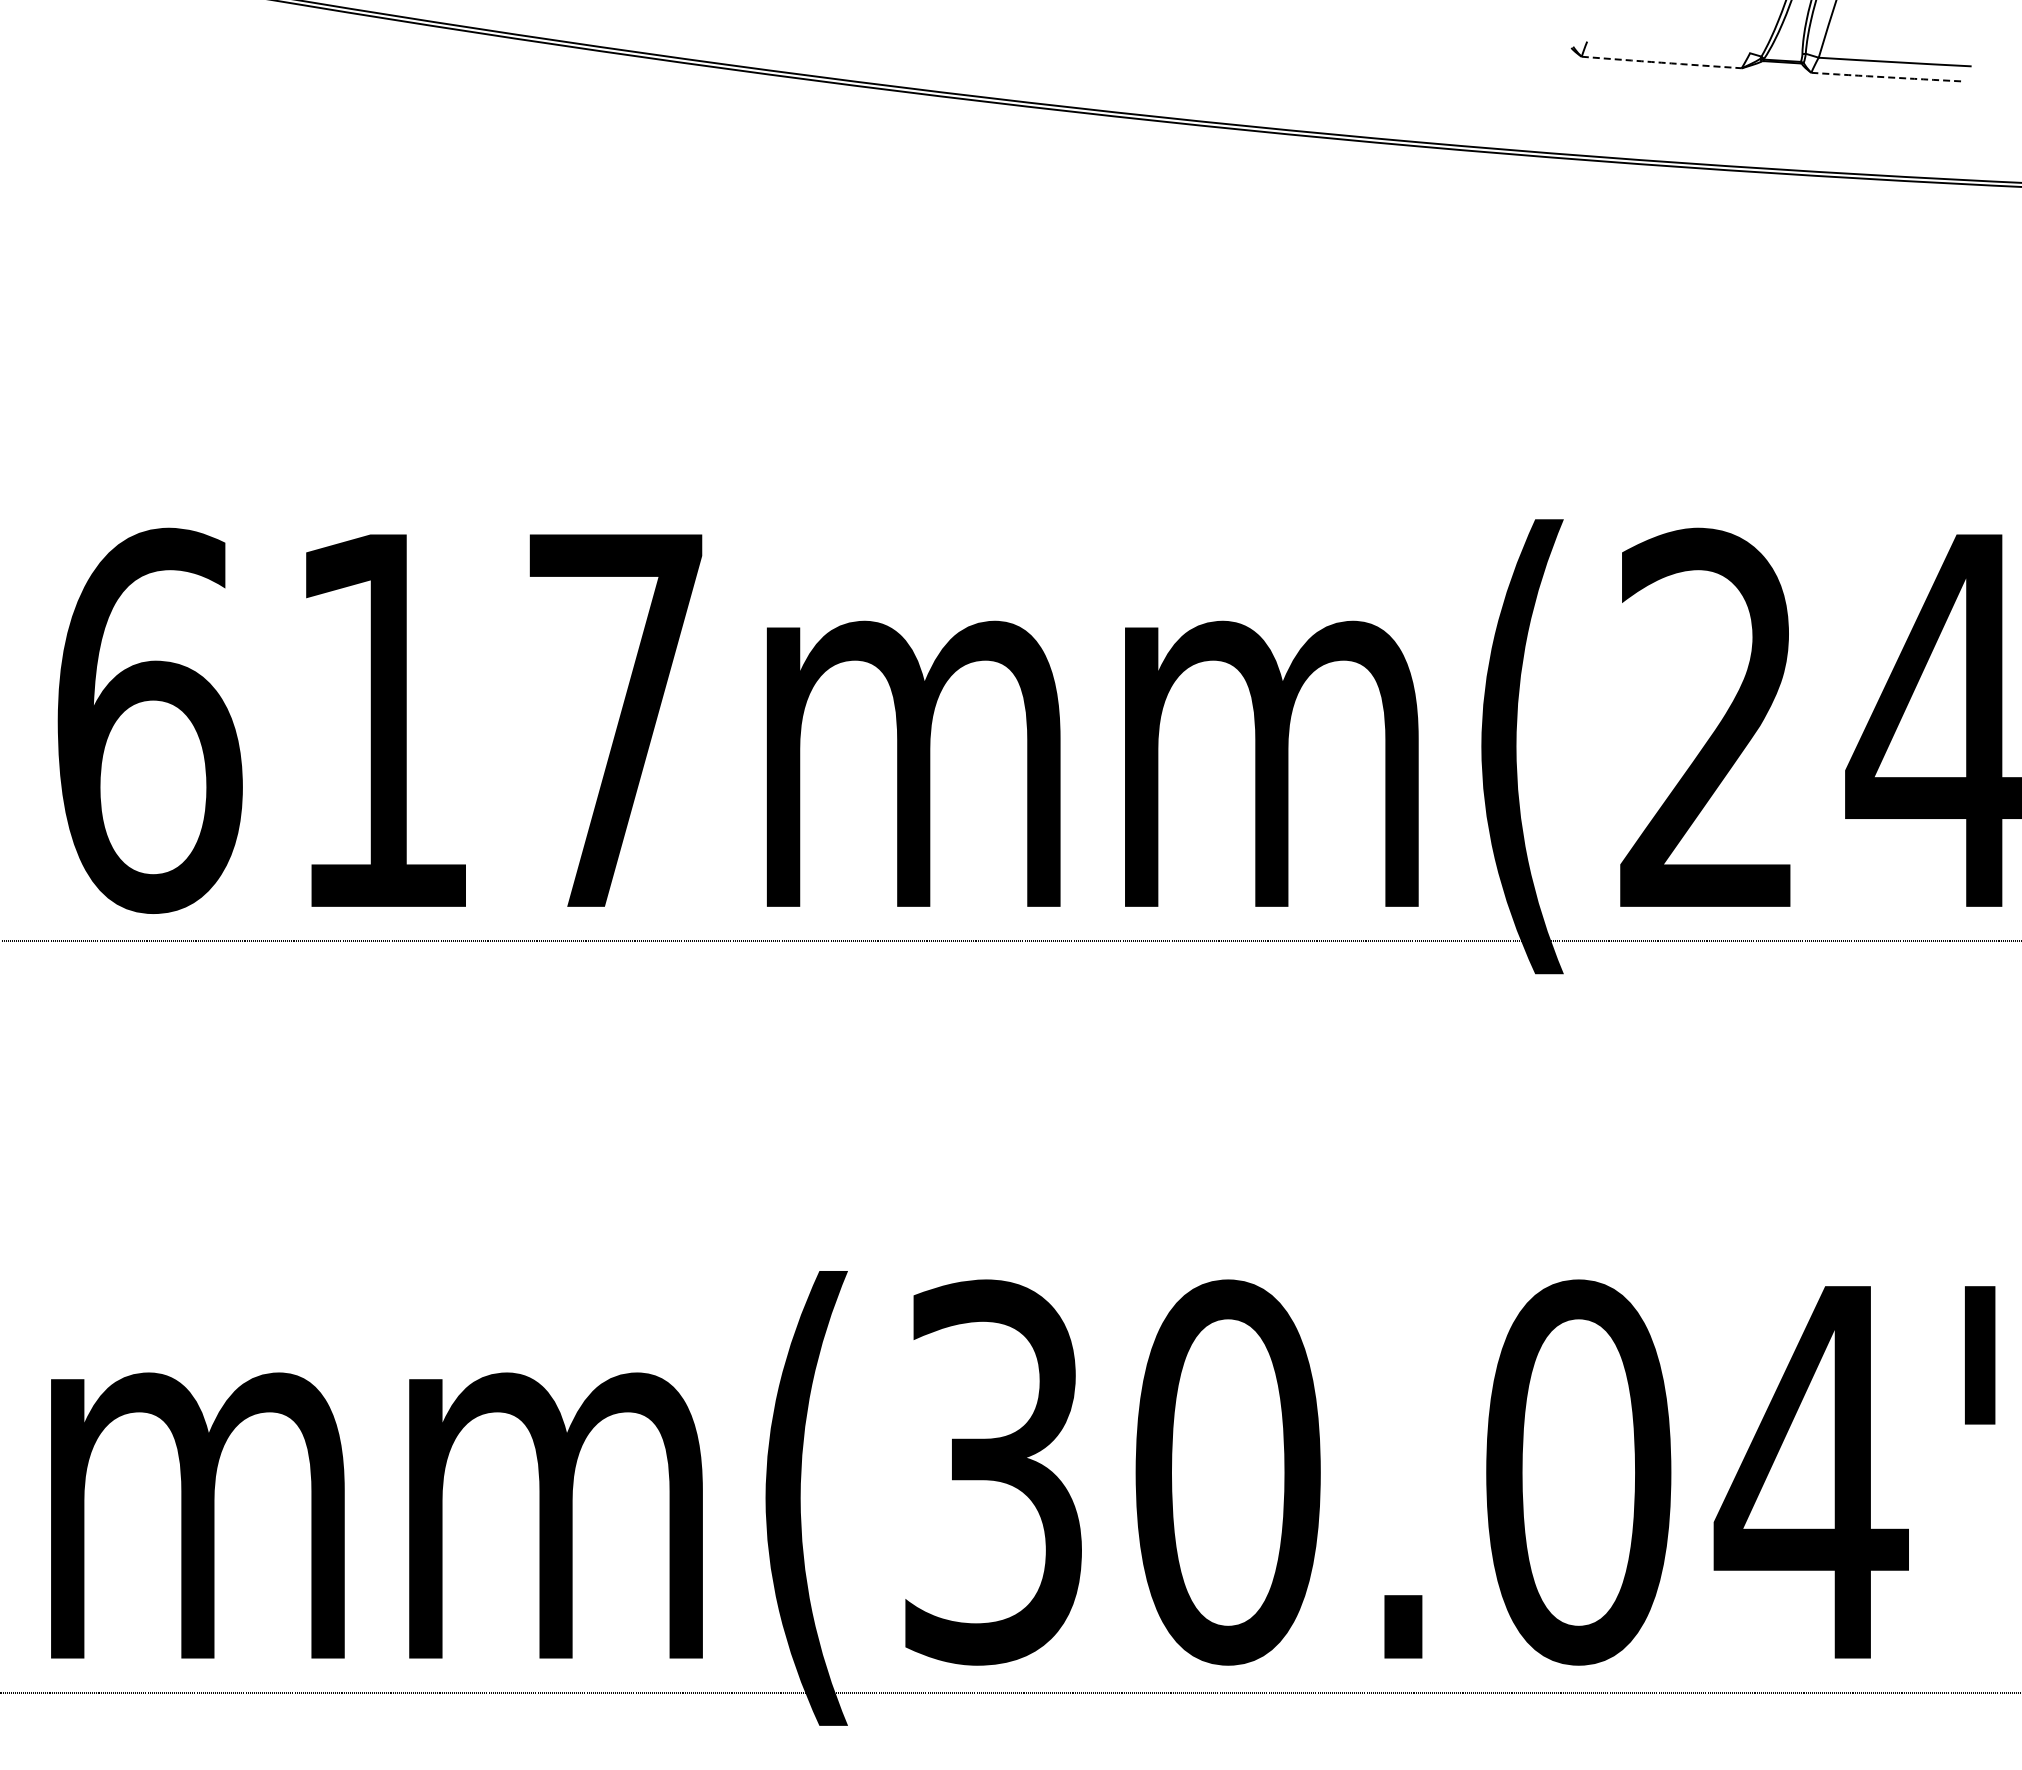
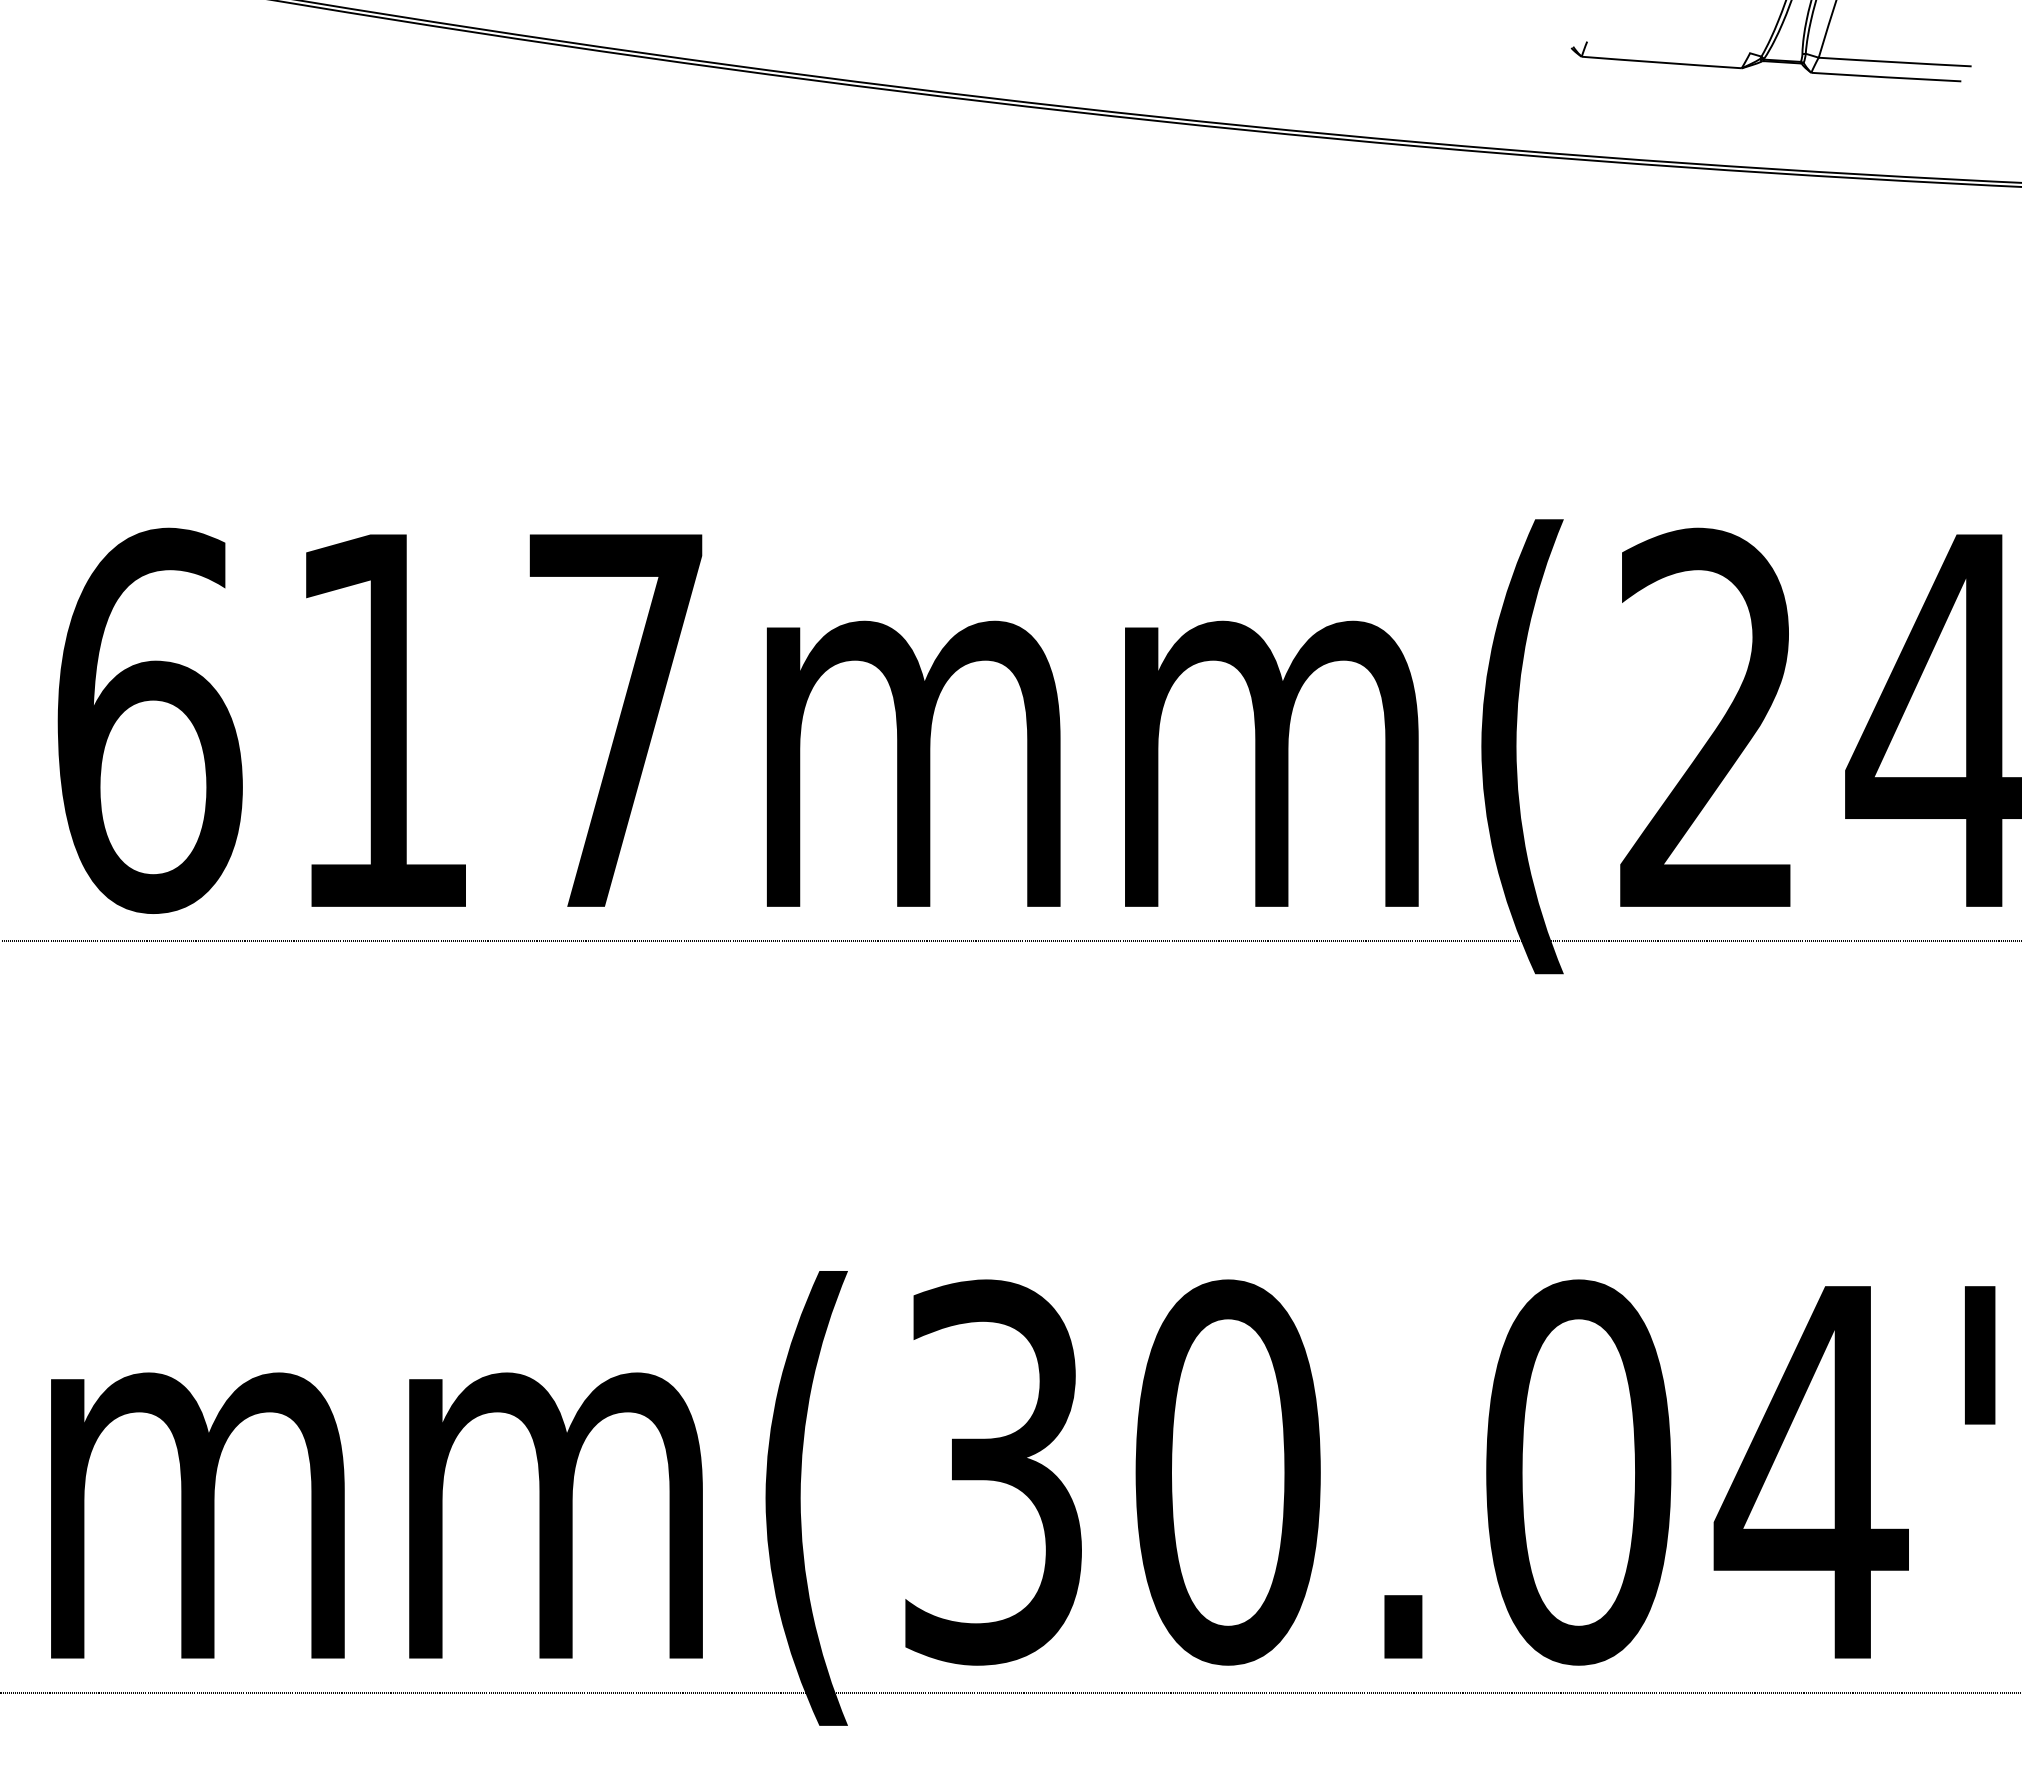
arc: dashed -> solid (1661, 62)
arc: dashed -> solid (1886, 77)
